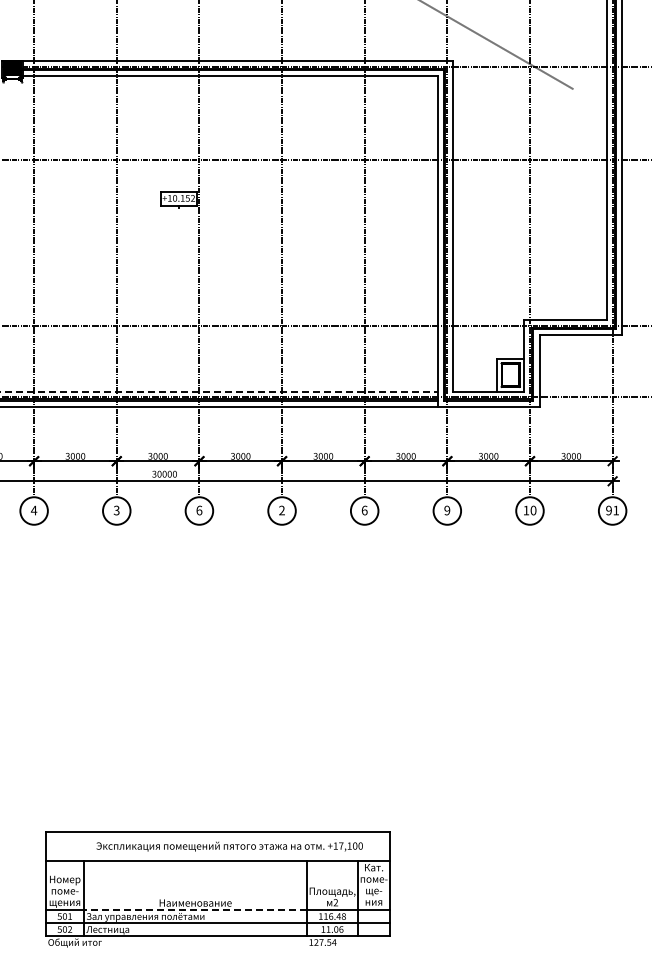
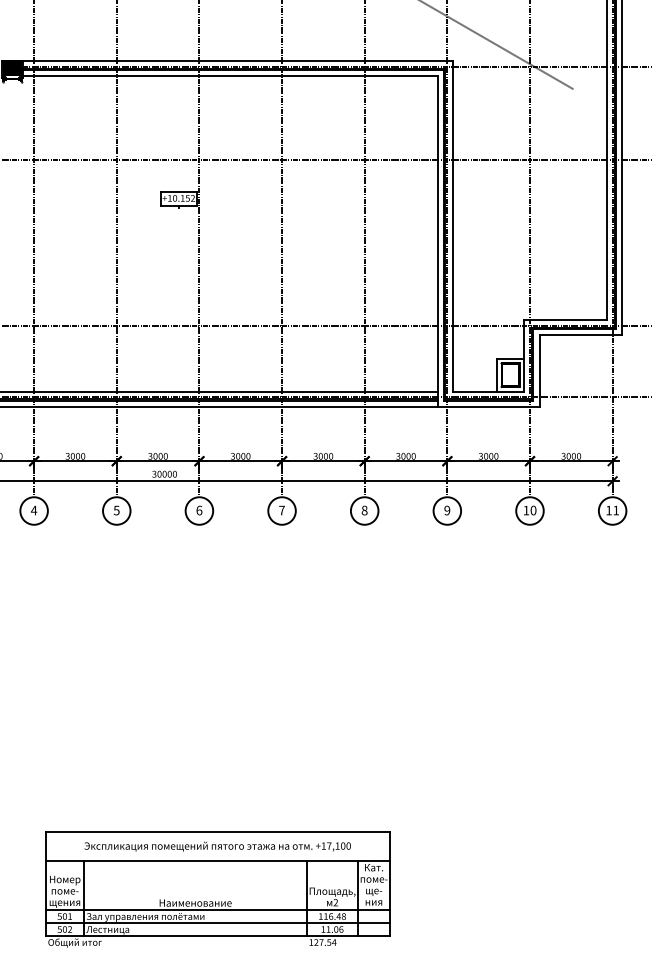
line: dashed -> solid (218, 391)
text: 3 -> 5 (116, 509)
text: 2 -> 7 (281, 510)
text: 6 -> 8 (364, 510)
text: 91 -> 11 (608, 510)
text position: (229, 846) -> (217, 846) (217, 846)
line: dashed -> solid (194, 910)
